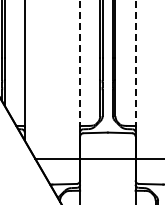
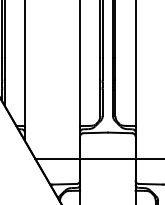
line: dashed -> solid (80, 63)
line: dashed -> solid (135, 63)
